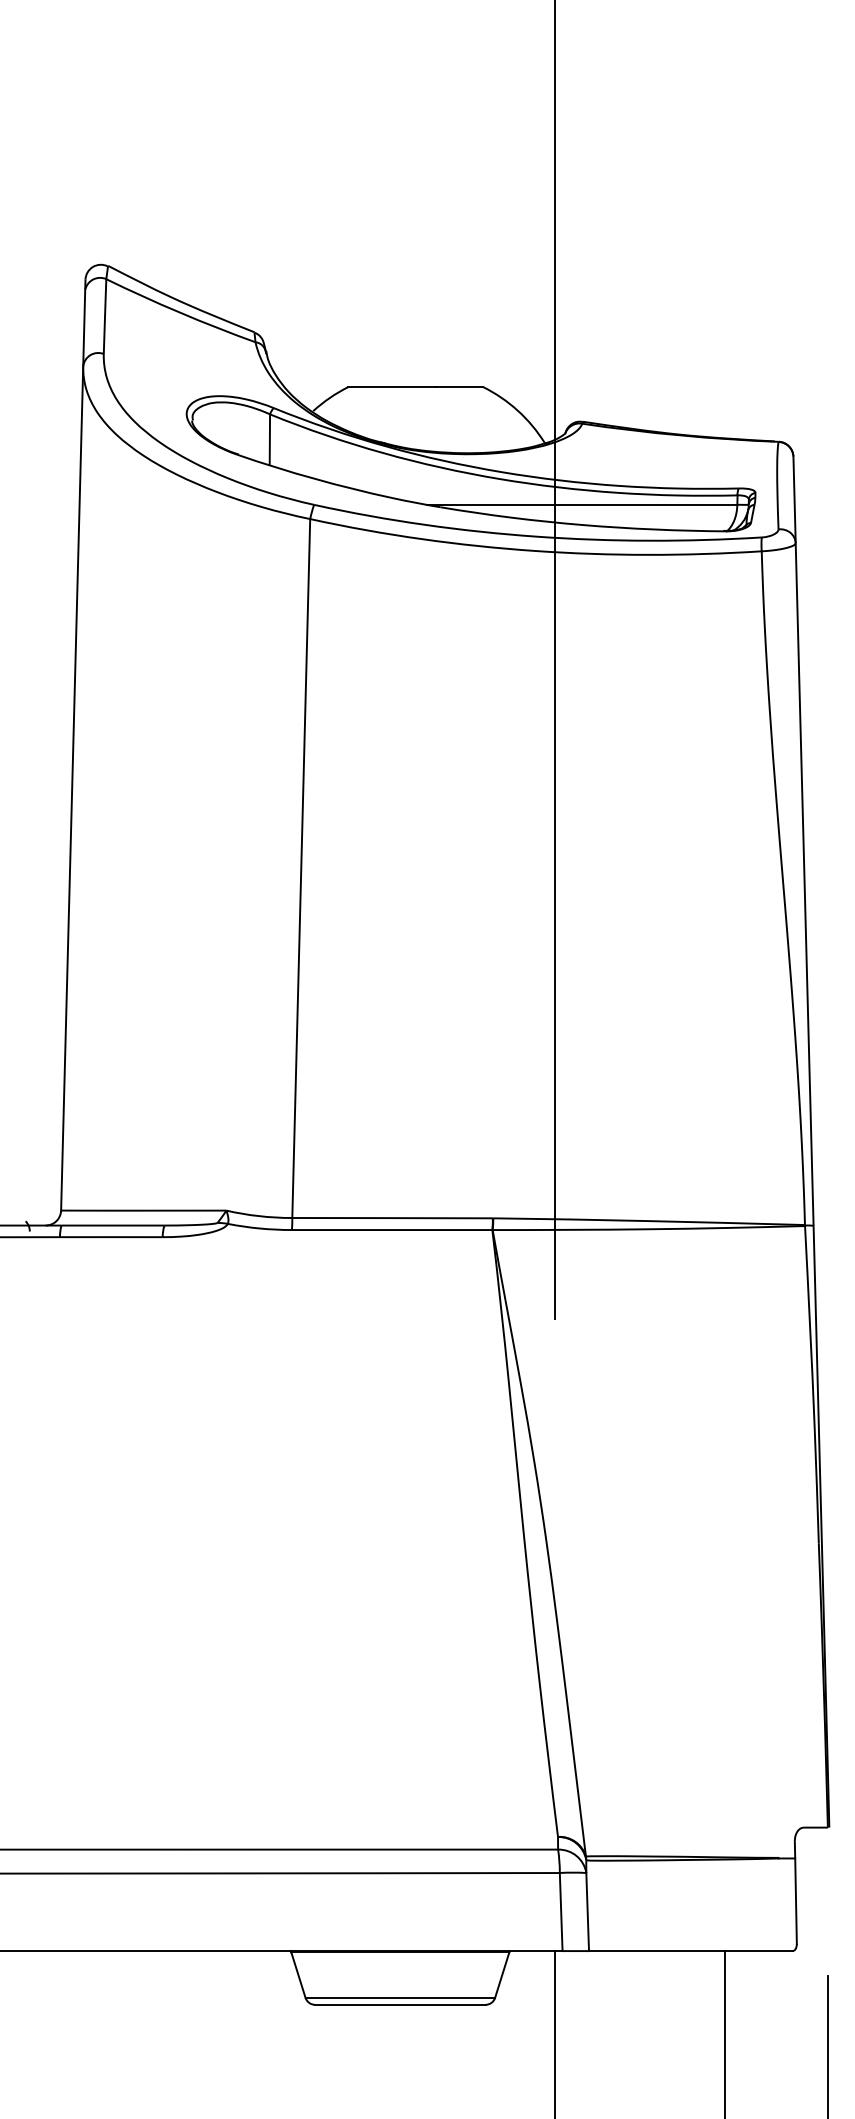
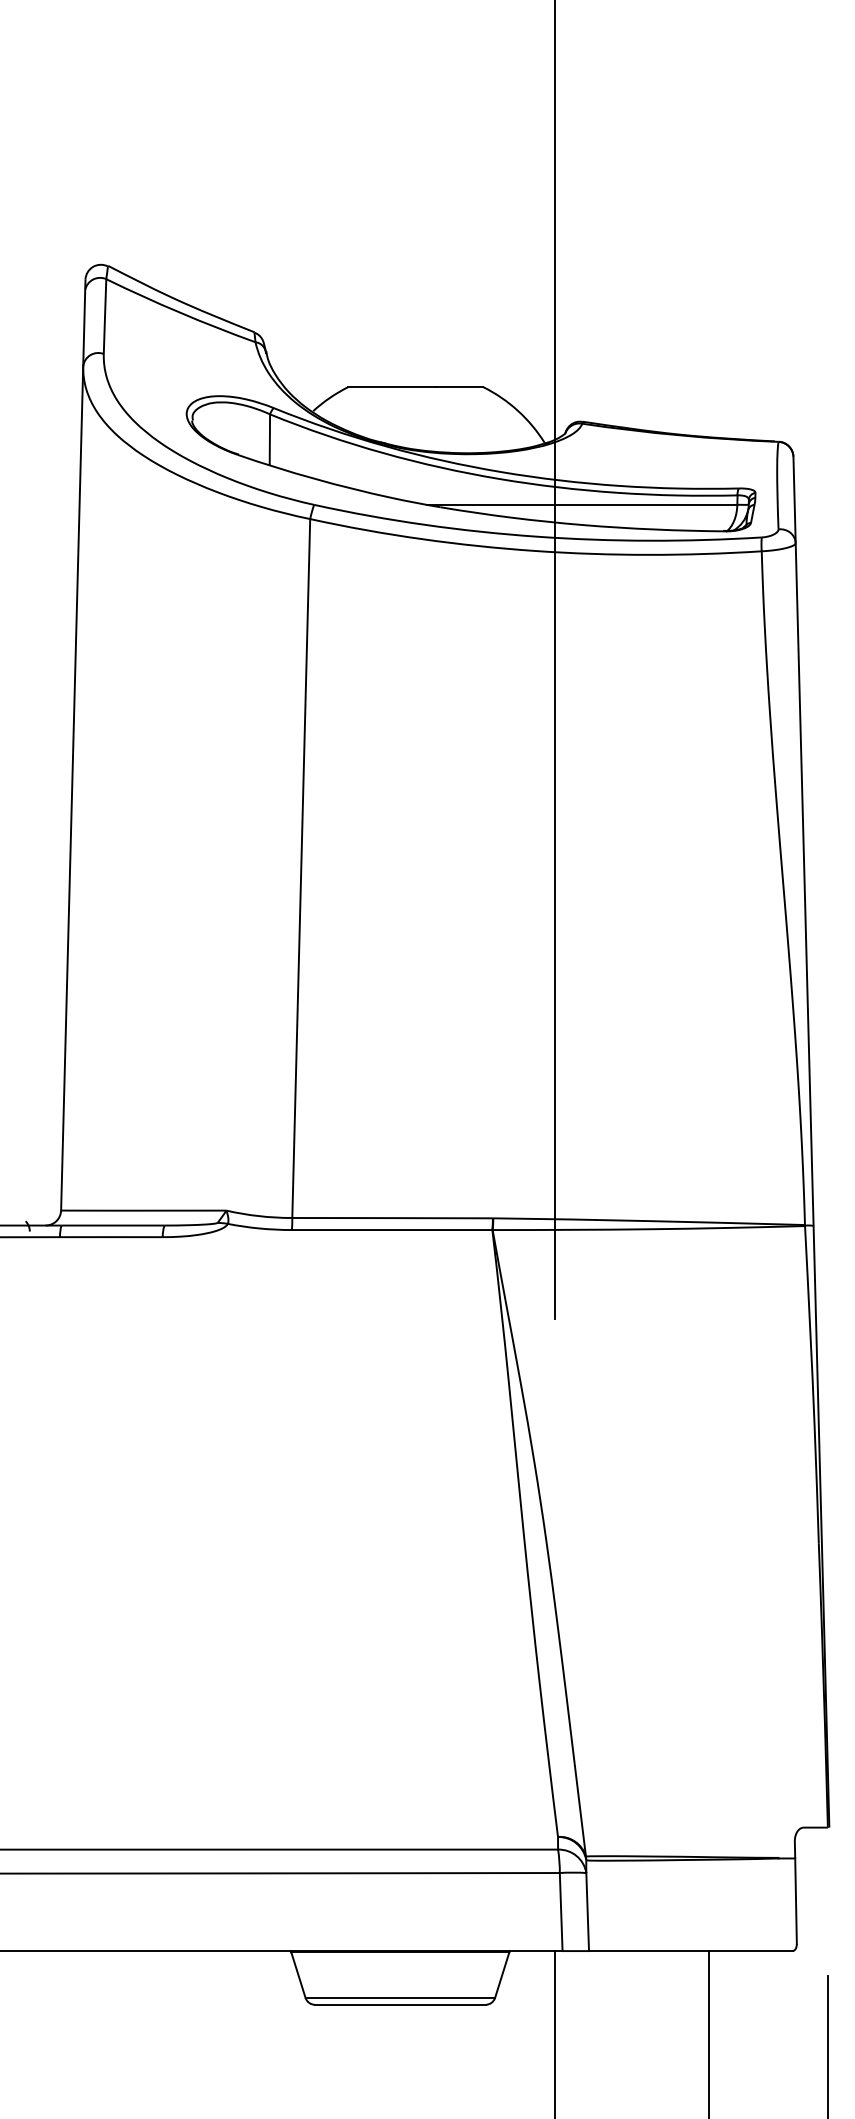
line position: (725, 2033) -> (709, 2033) (709, 2033)
